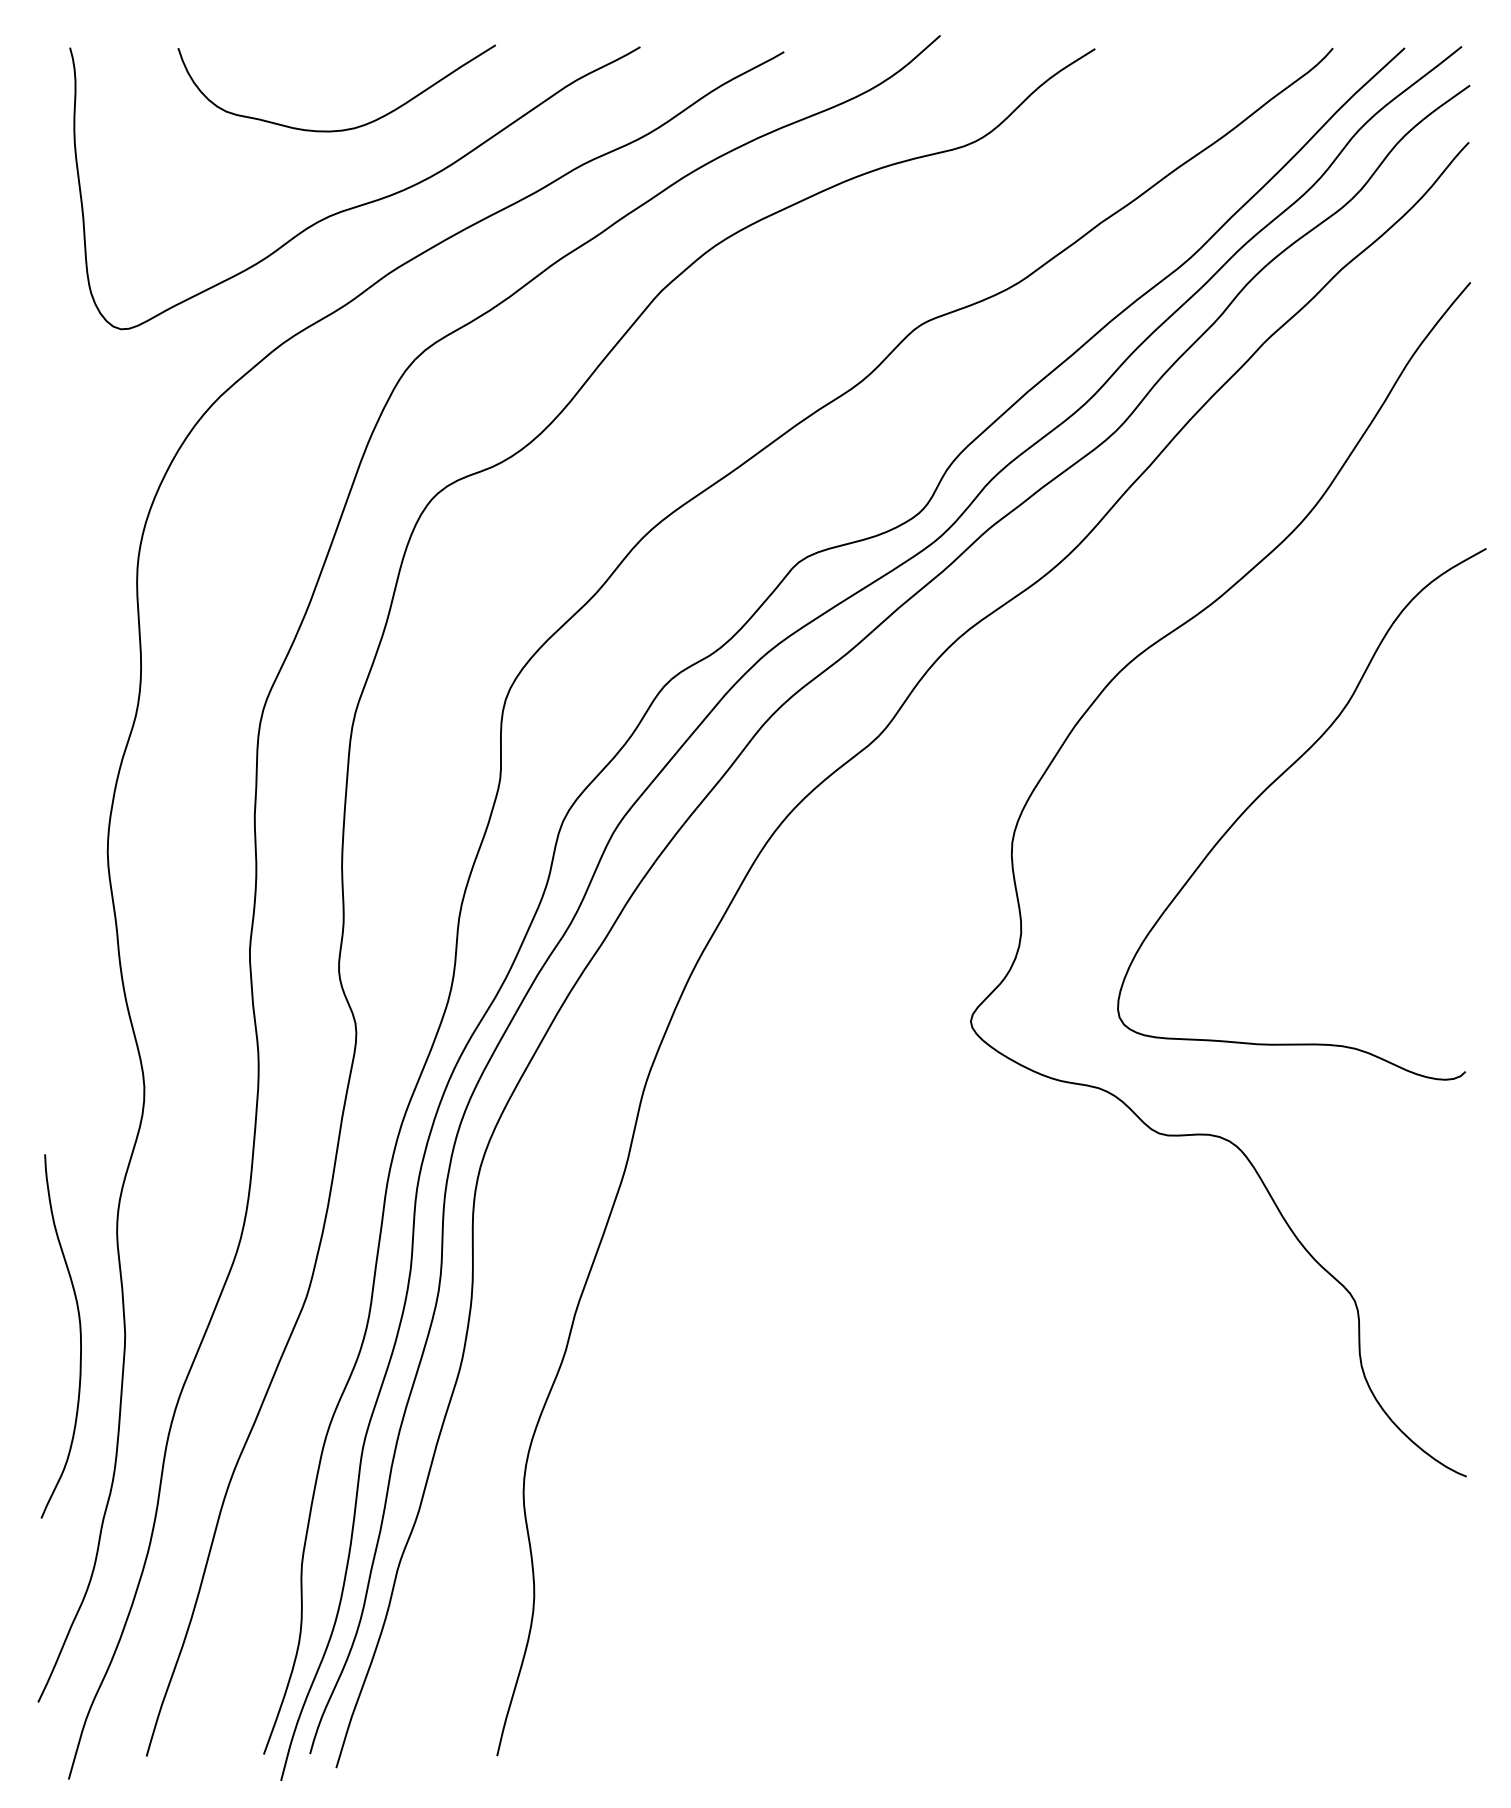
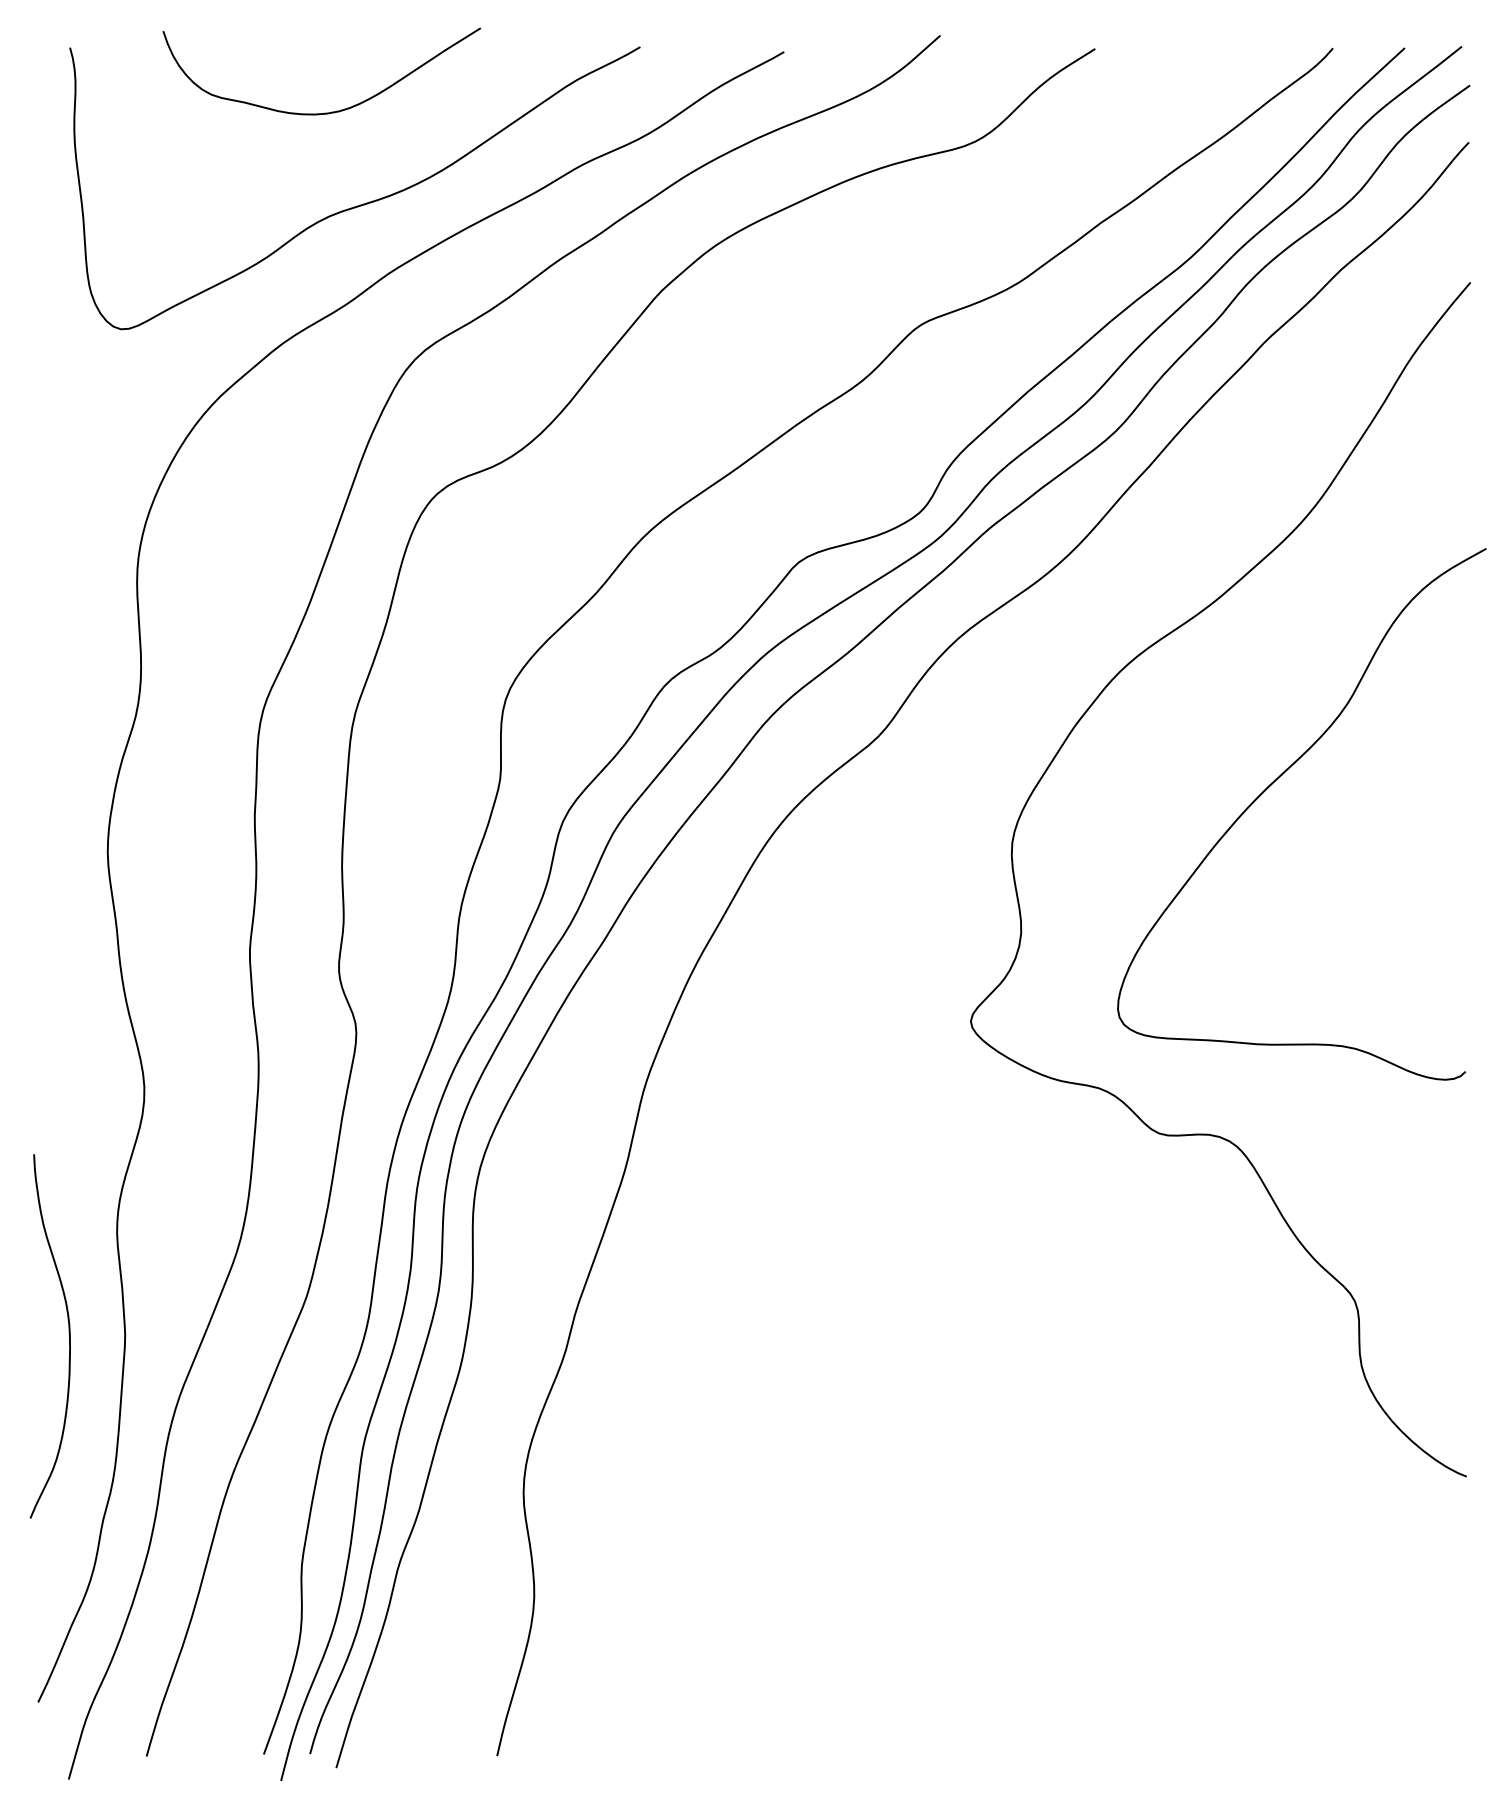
curve position: (339, 129) -> (324, 112) (324, 112)
curve position: (79, 1333) -> (68, 1333) (68, 1333)
